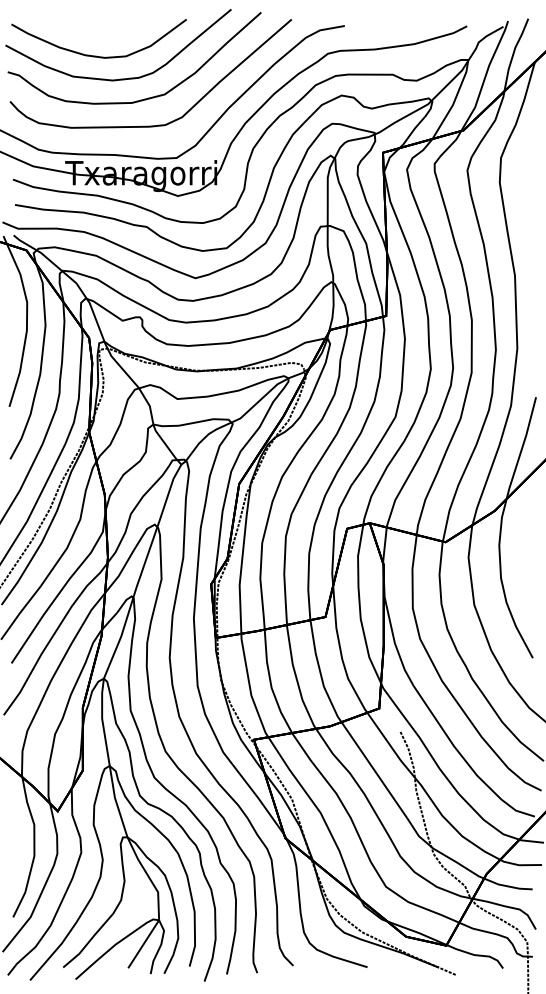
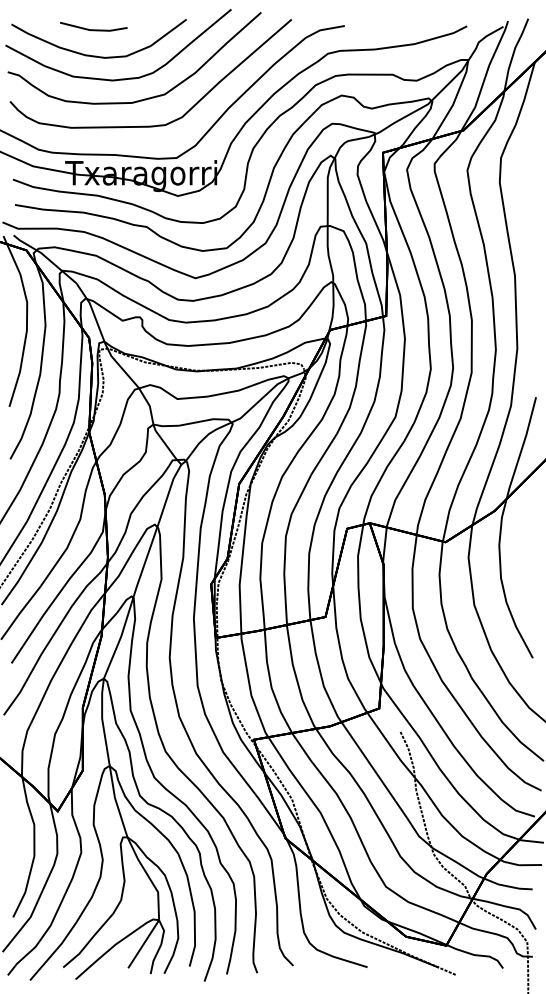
part: none -> present (93, 26)
